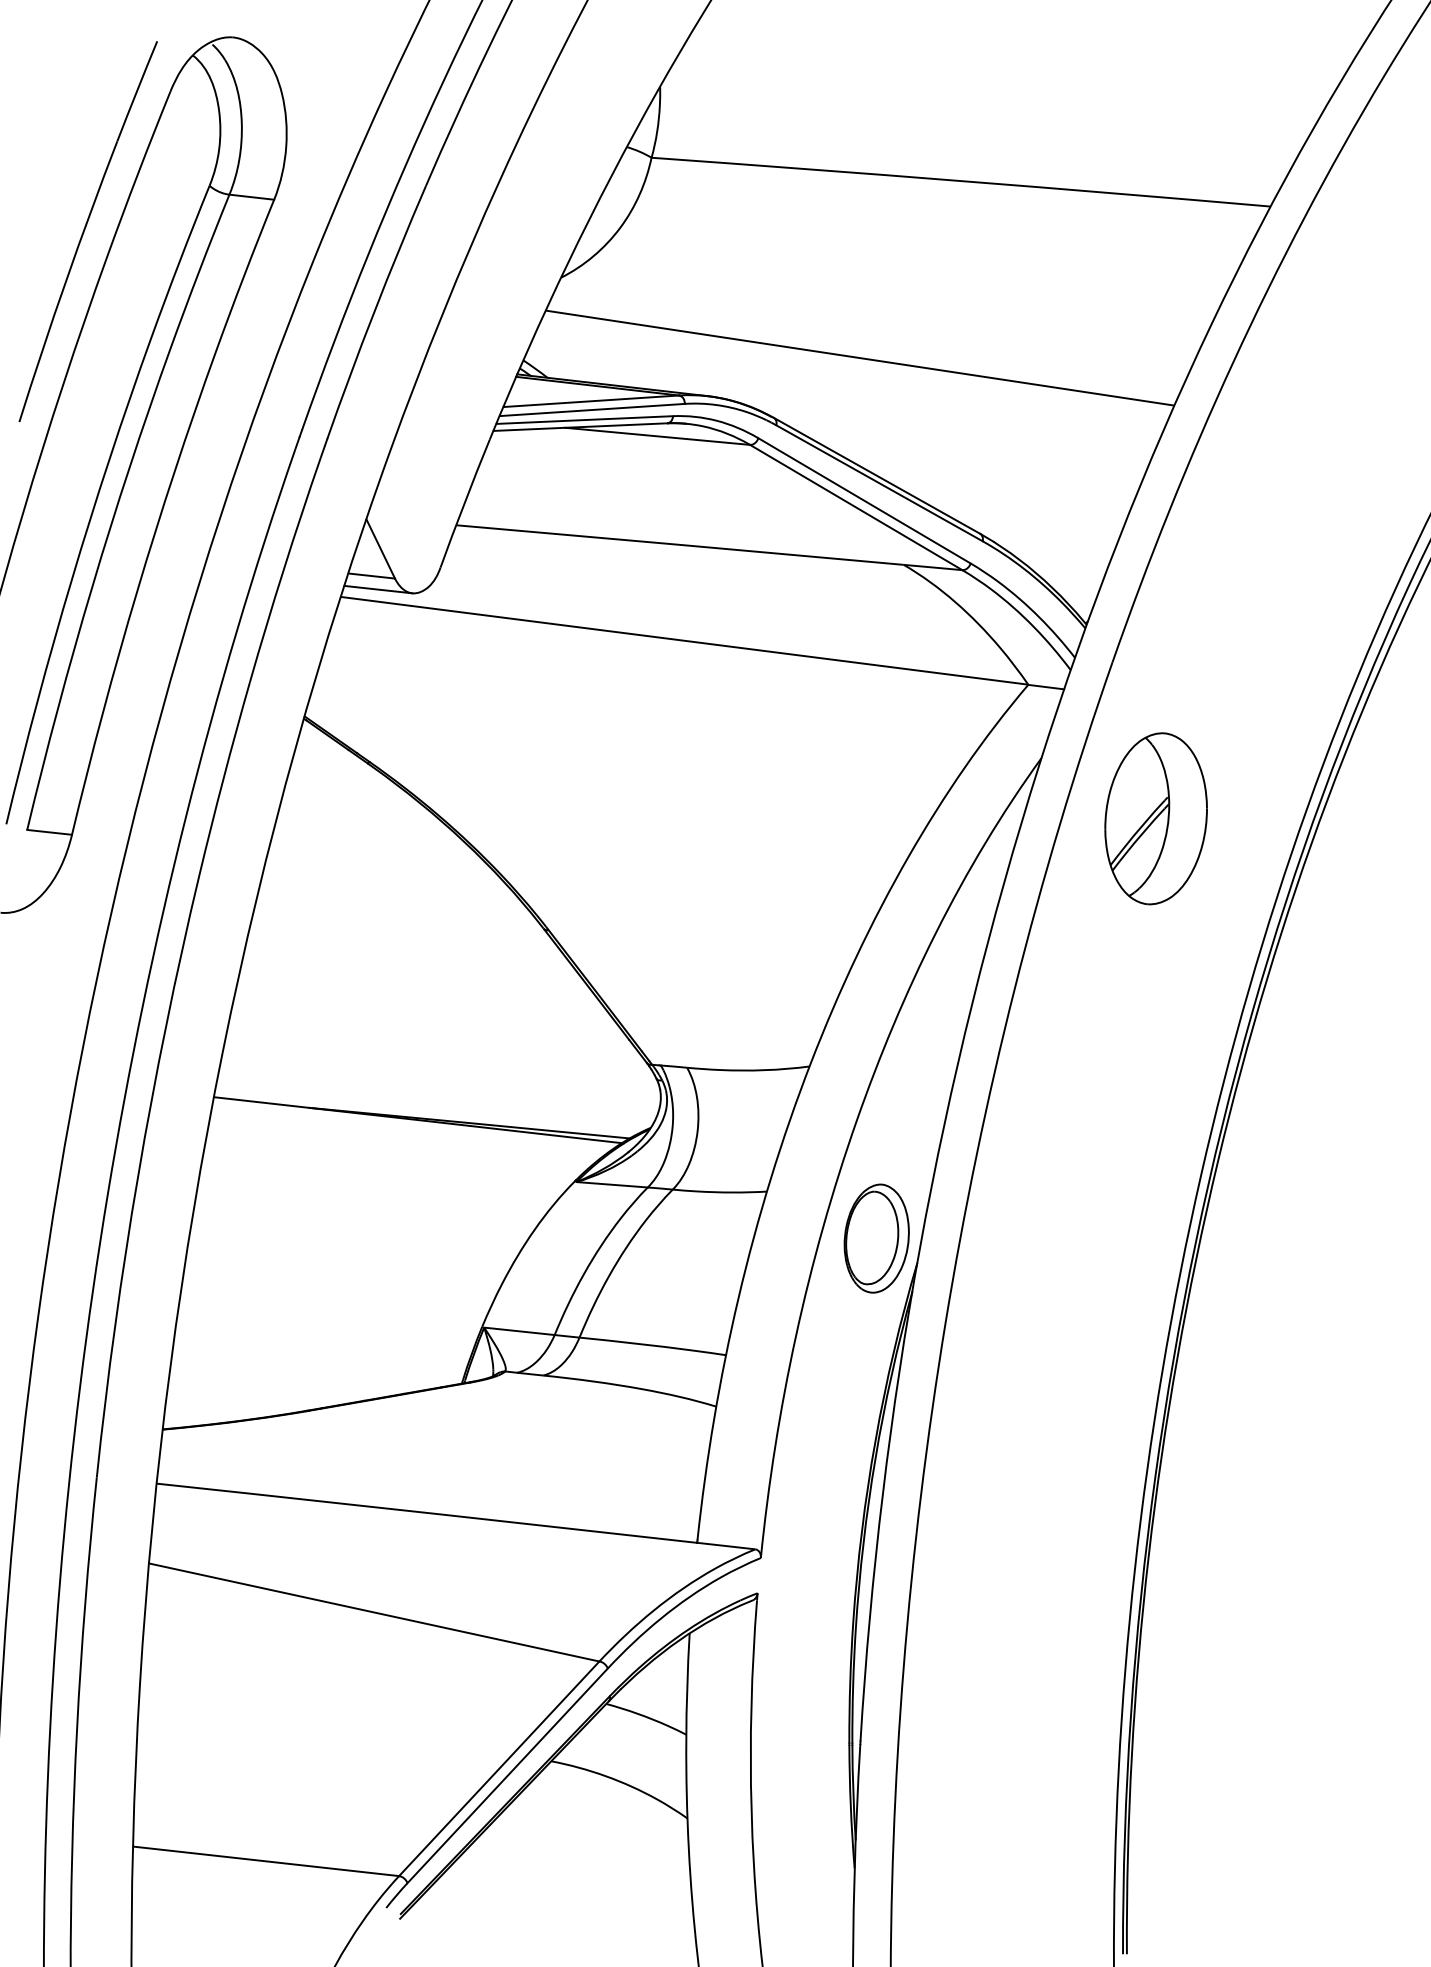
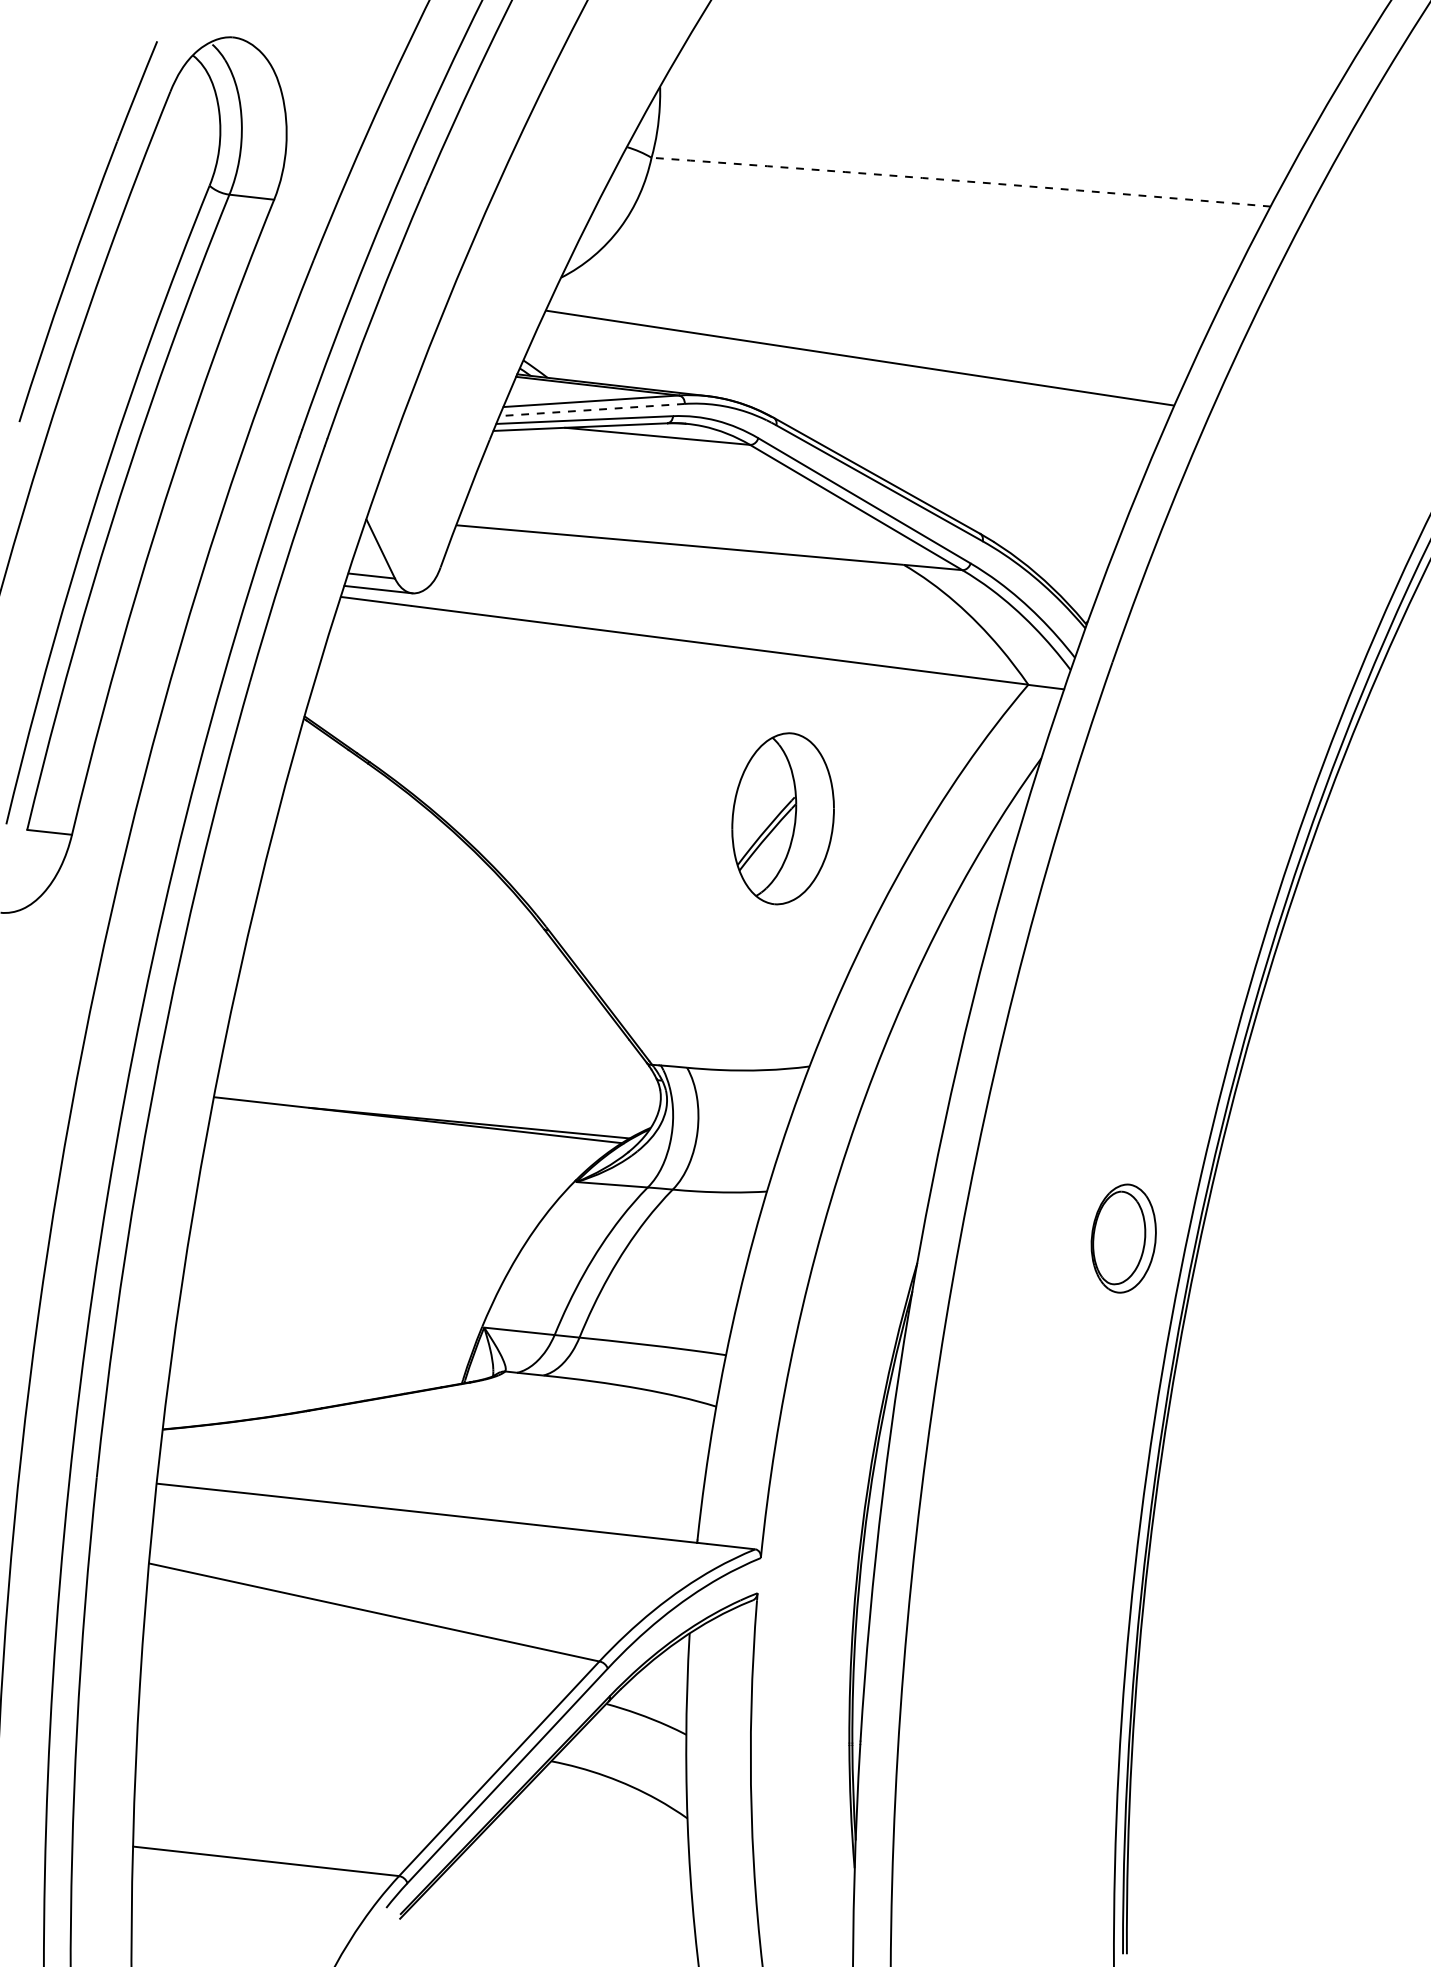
arc: solid -> dashed (961, 181)
line: solid -> dashed (592, 410)
part position: (1155, 818) -> (782, 818) (782, 818)
part position: (876, 1238) -> (1123, 1238) (1123, 1238)
